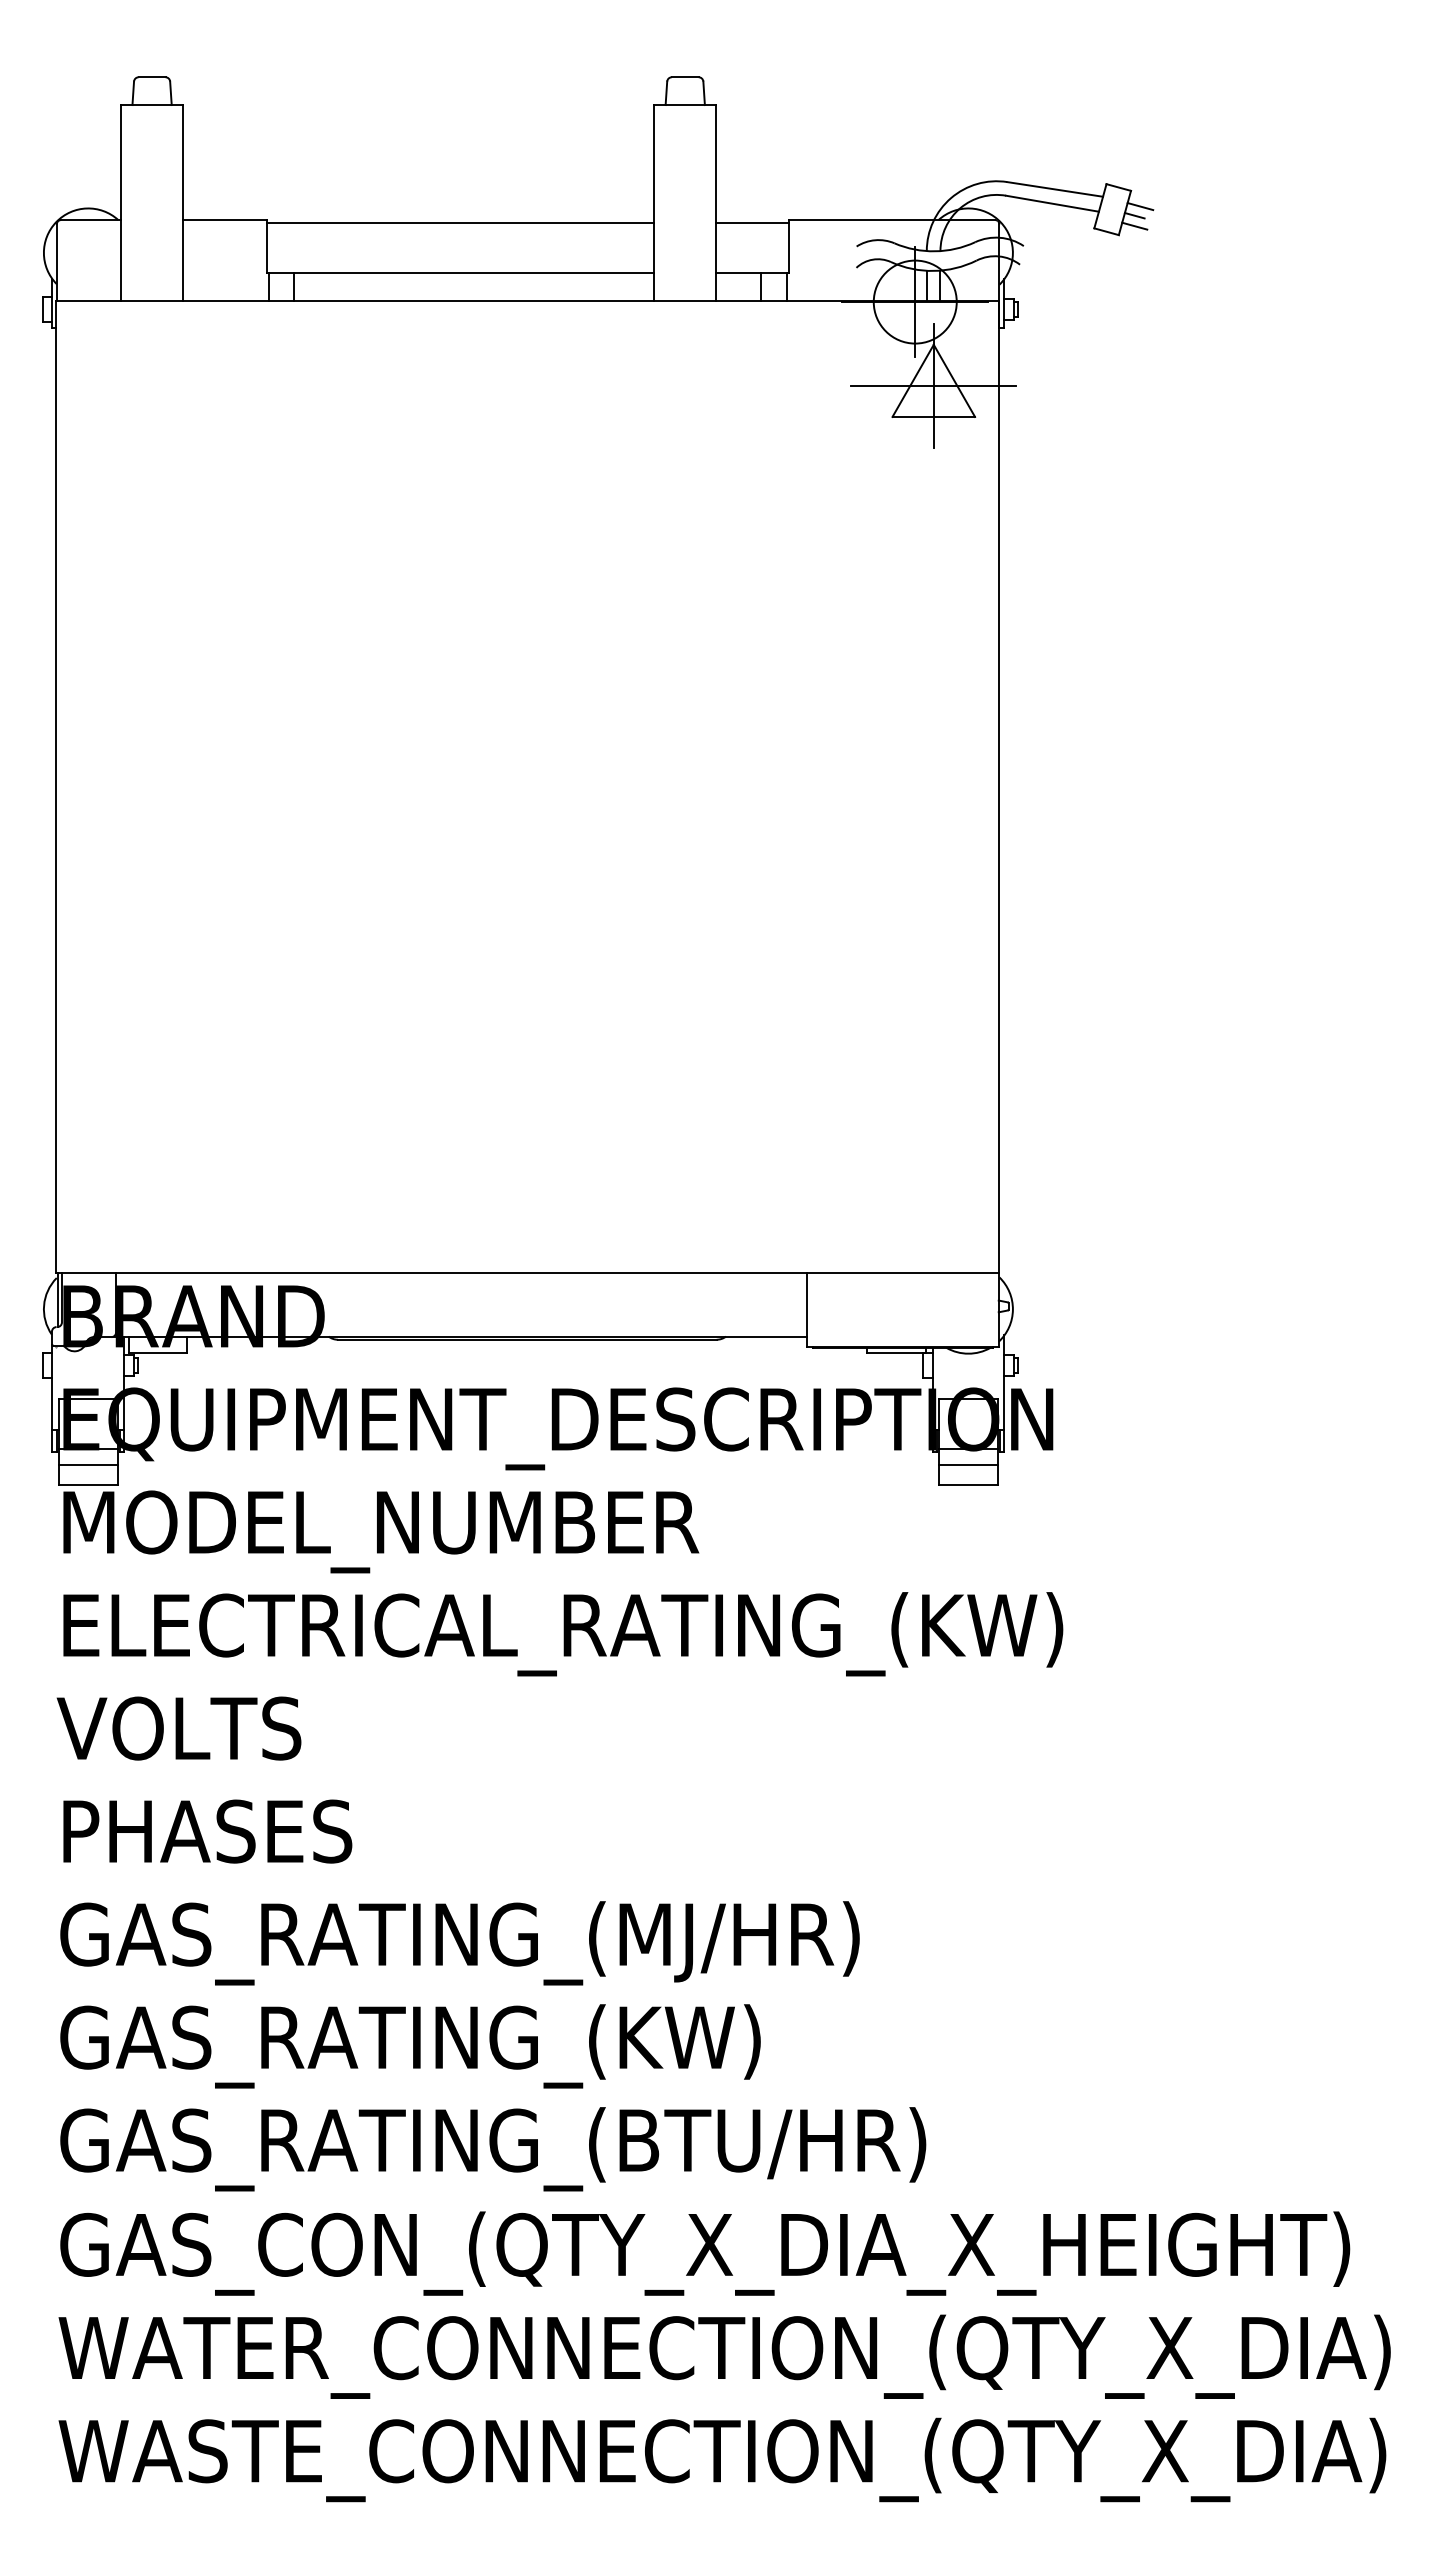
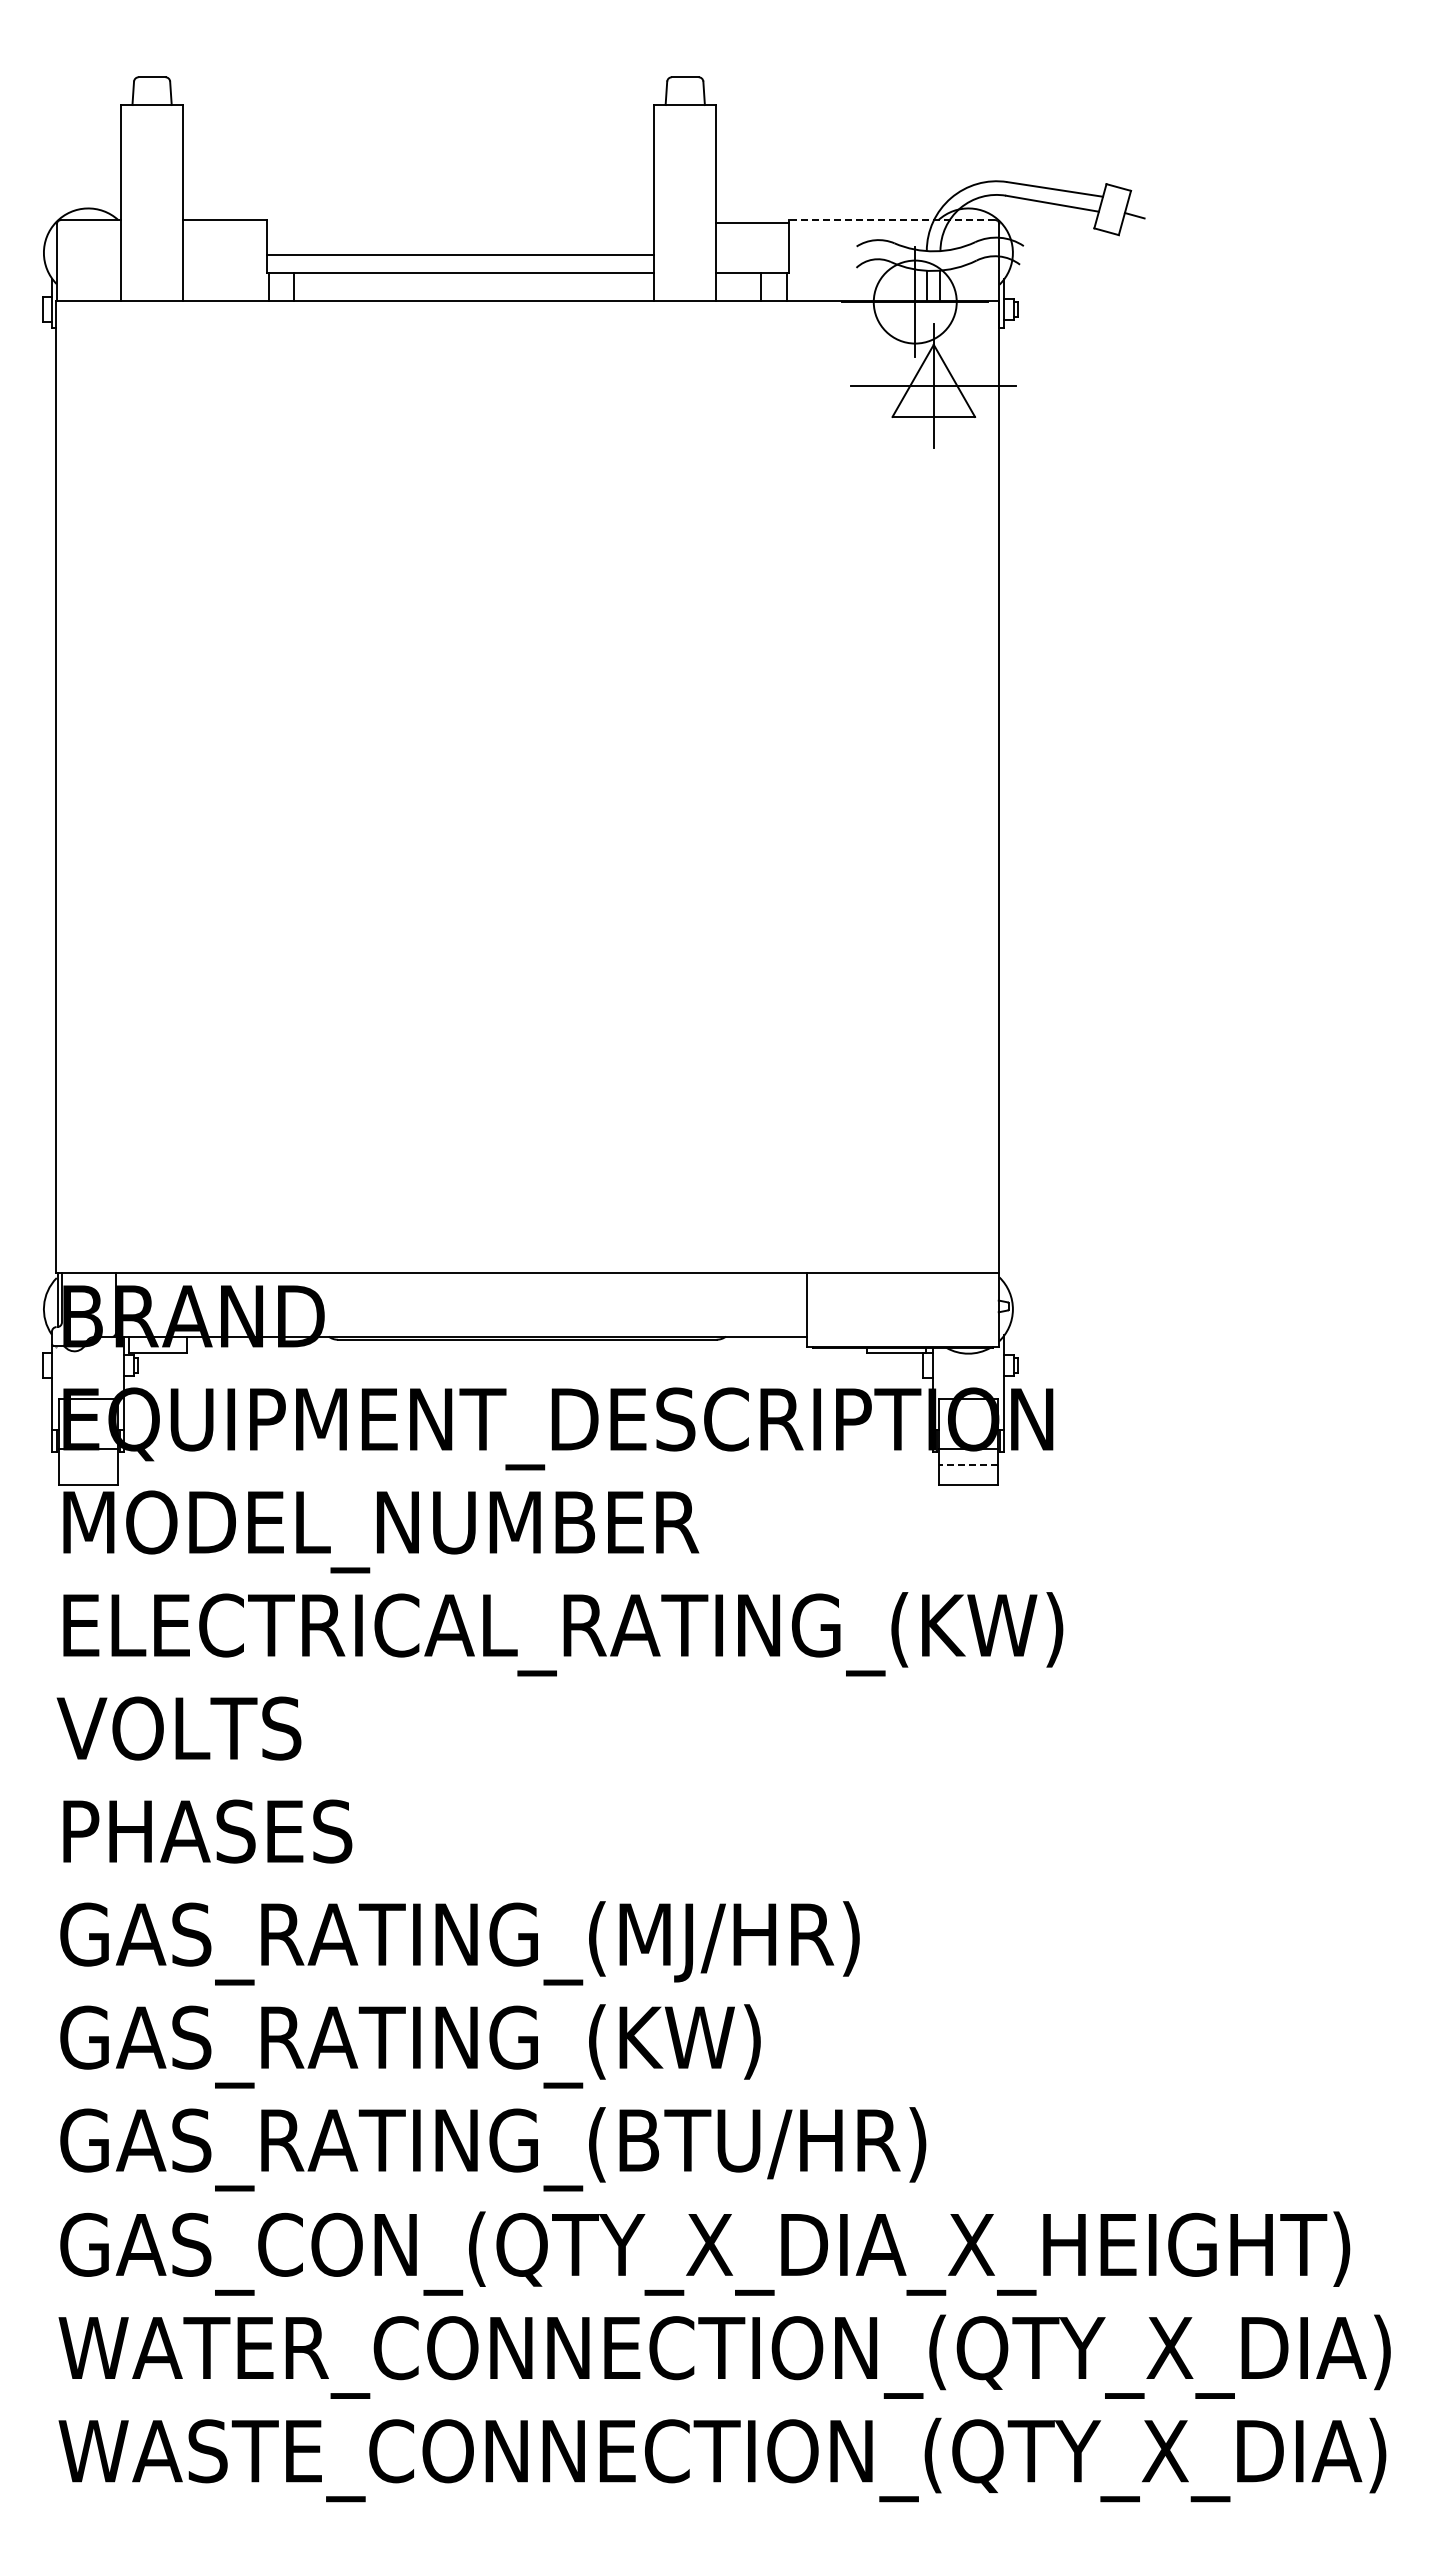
line: present -> none (1140, 206)
line: solid -> dashed (891, 220)
line position: (460, 223) -> (460, 255) (460, 255)
line: present -> none (1134, 225)
line: present -> none (87, 1465)
line: solid -> dashed (967, 1465)
